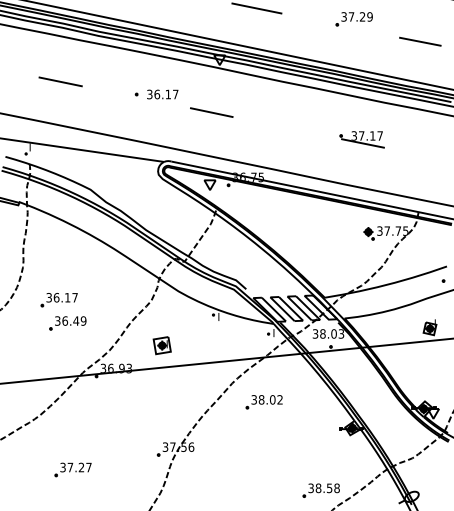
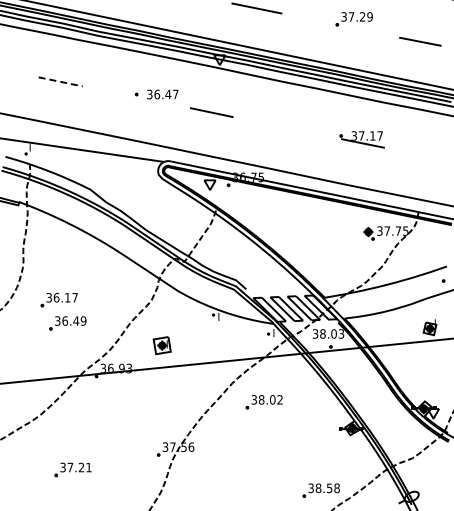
line: solid -> dashed (60, 81)
text: 36.17 -> 36.47 (168, 94)
text: 37.27 -> 37.21 (88, 467)
